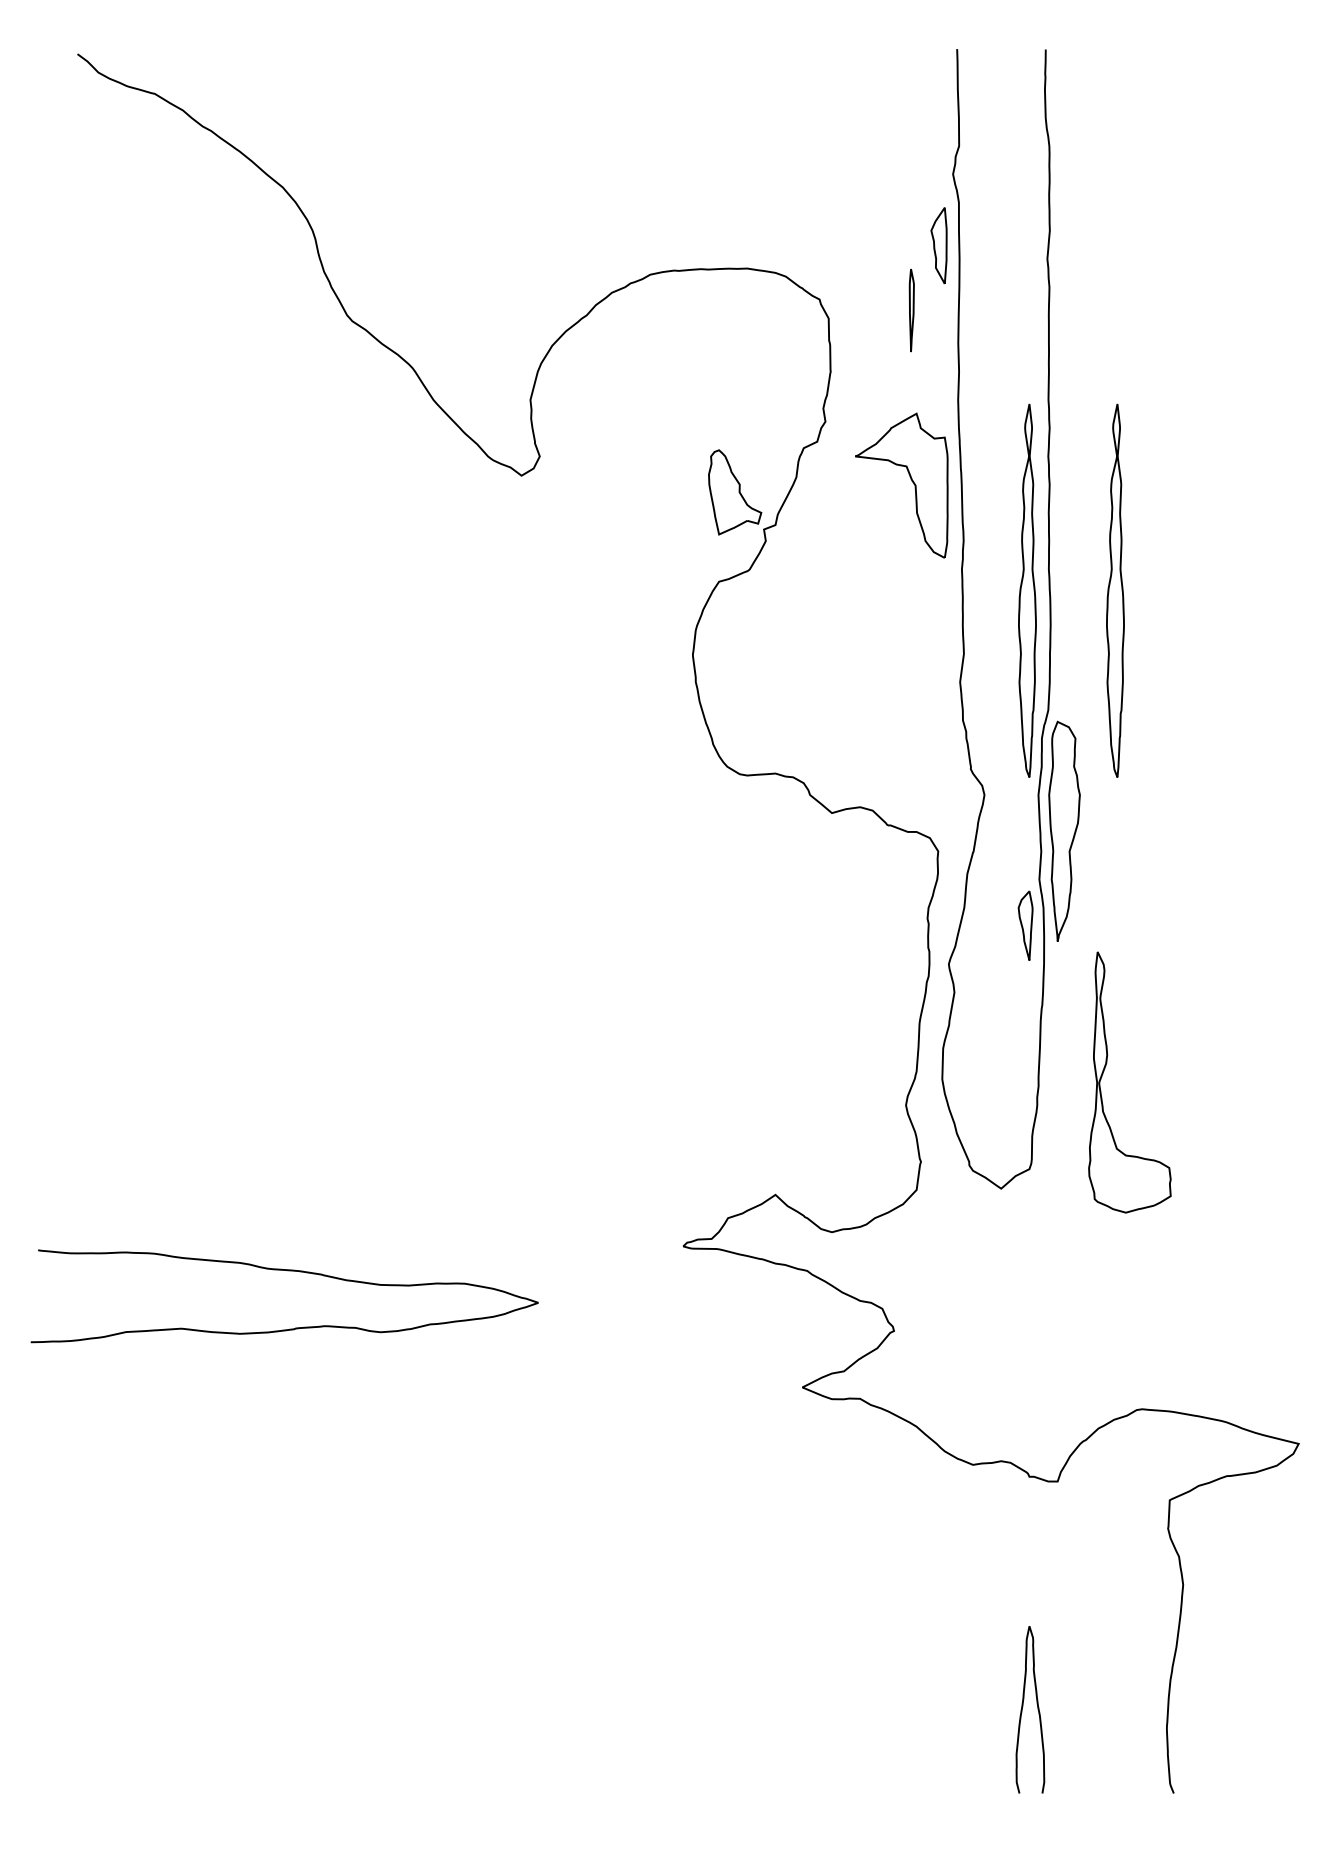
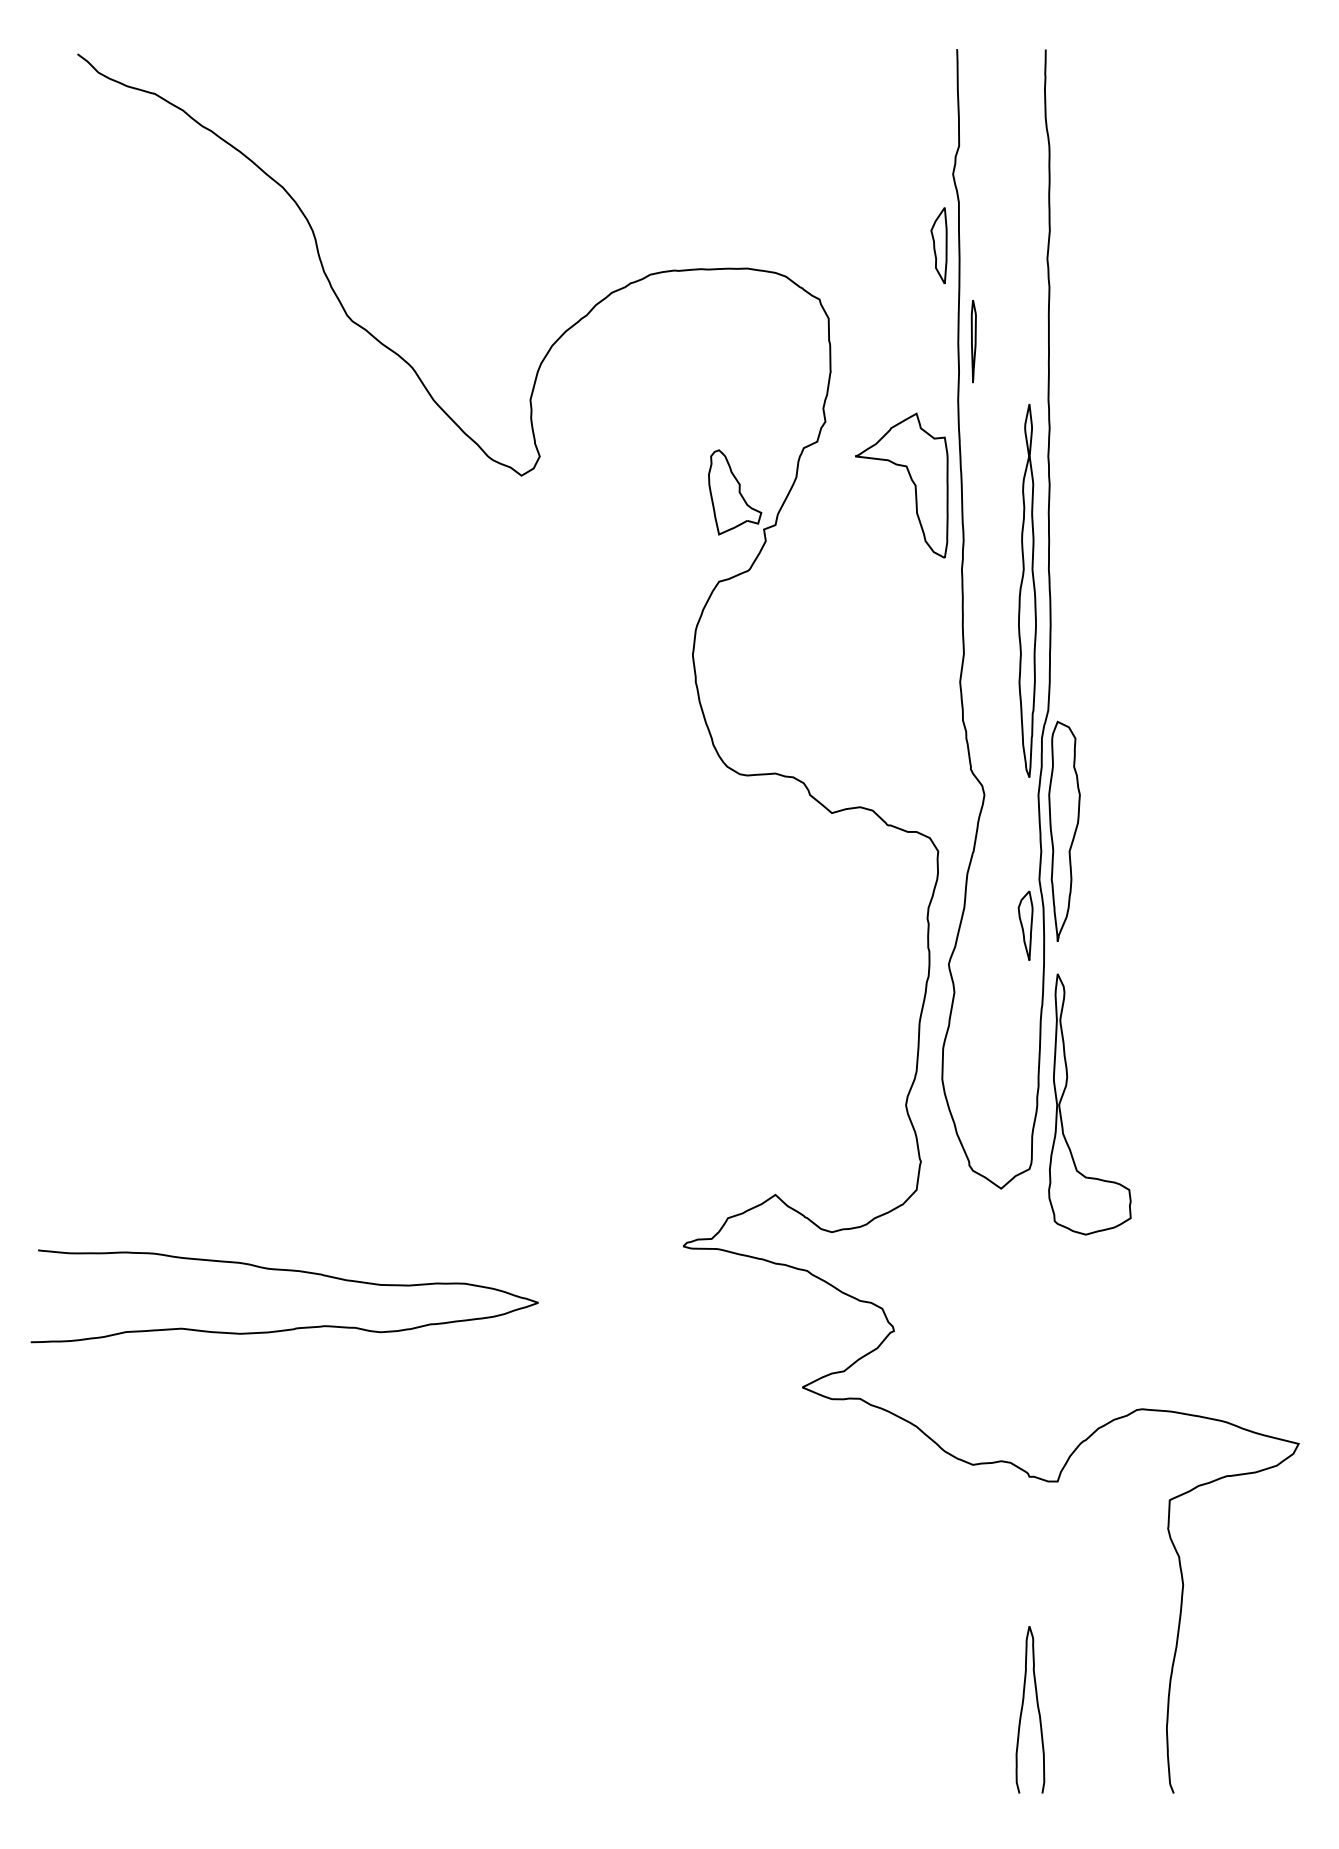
part position: (911, 310) -> (973, 341) (973, 341)
part: present -> none (1115, 590)
part position: (1103, 1074) -> (1063, 1096) (1063, 1096)
